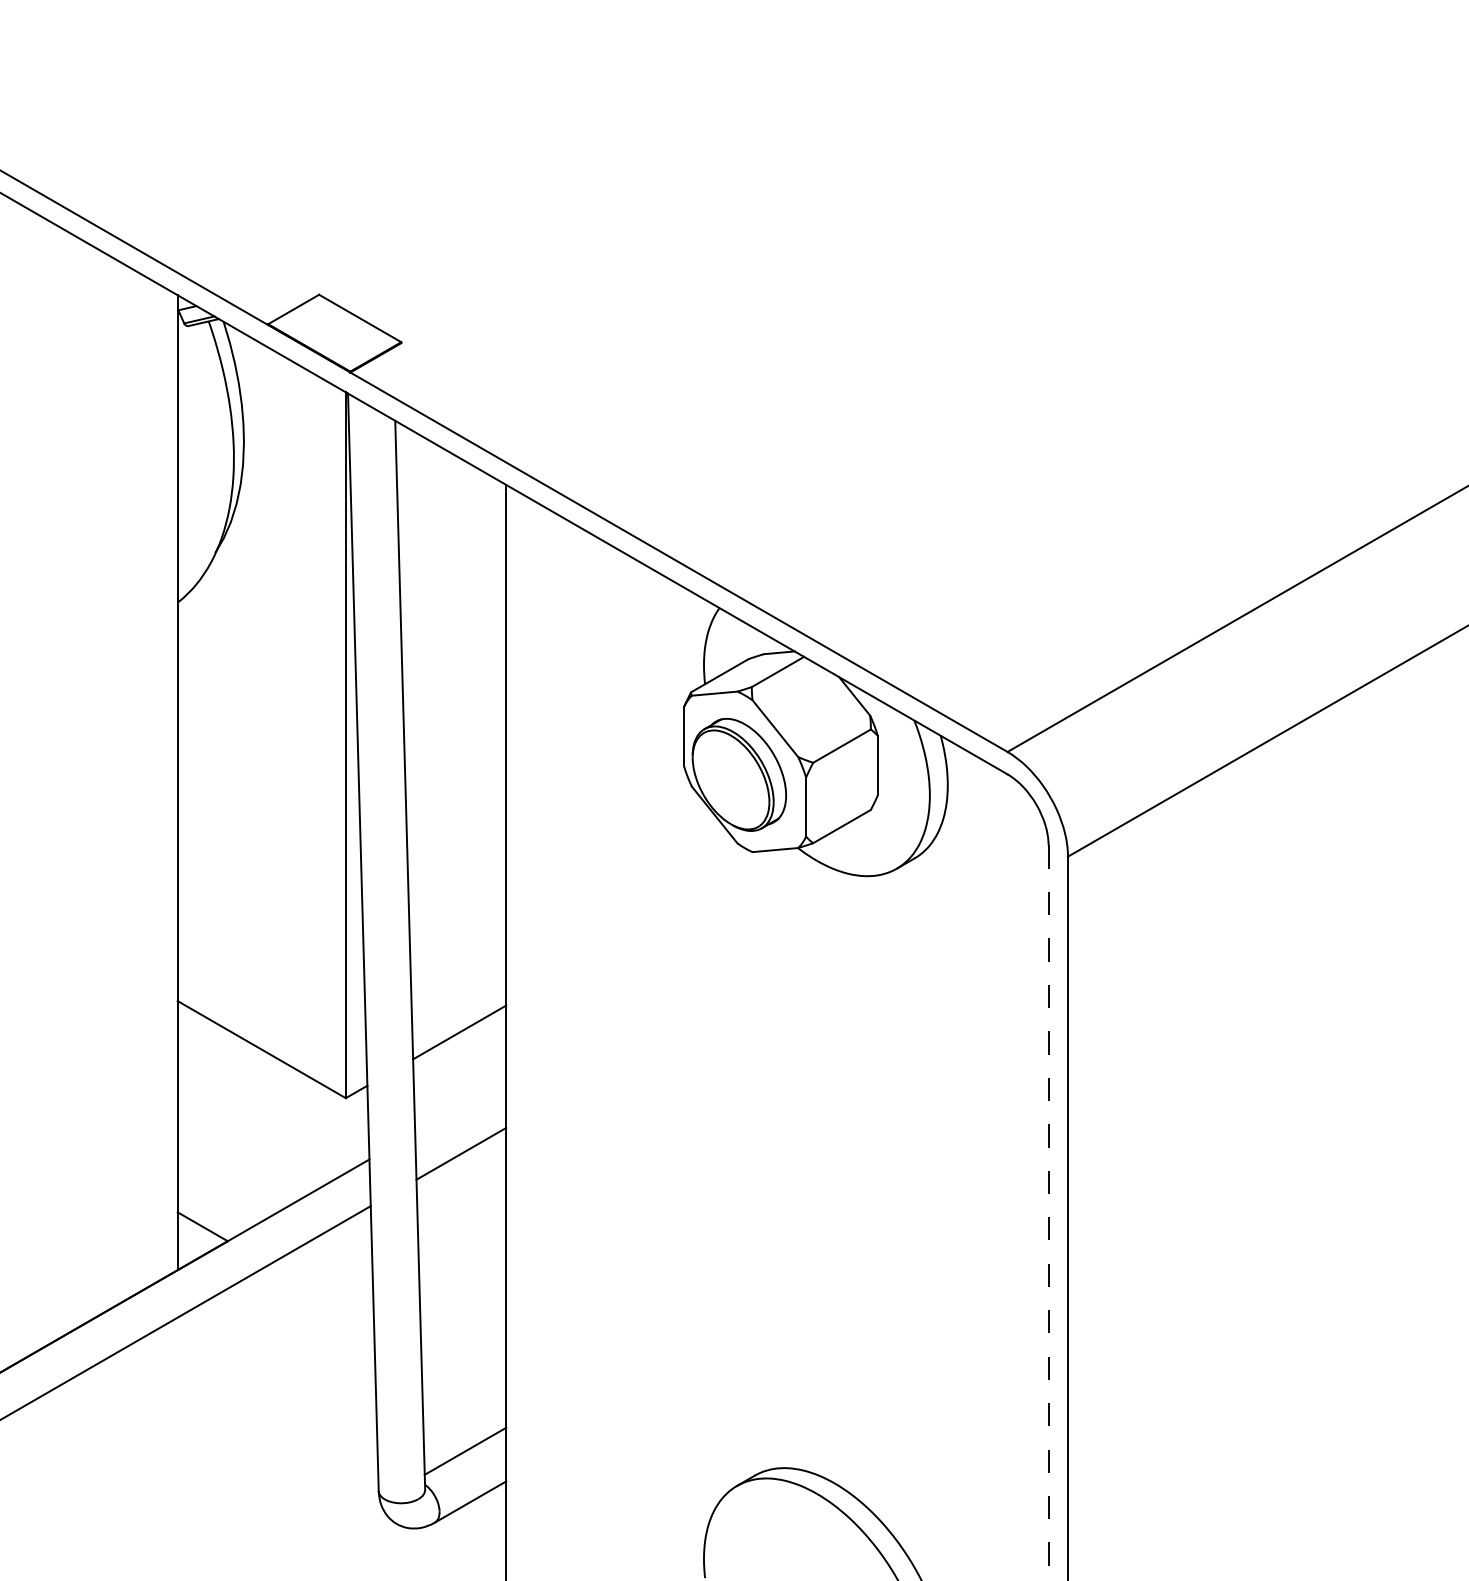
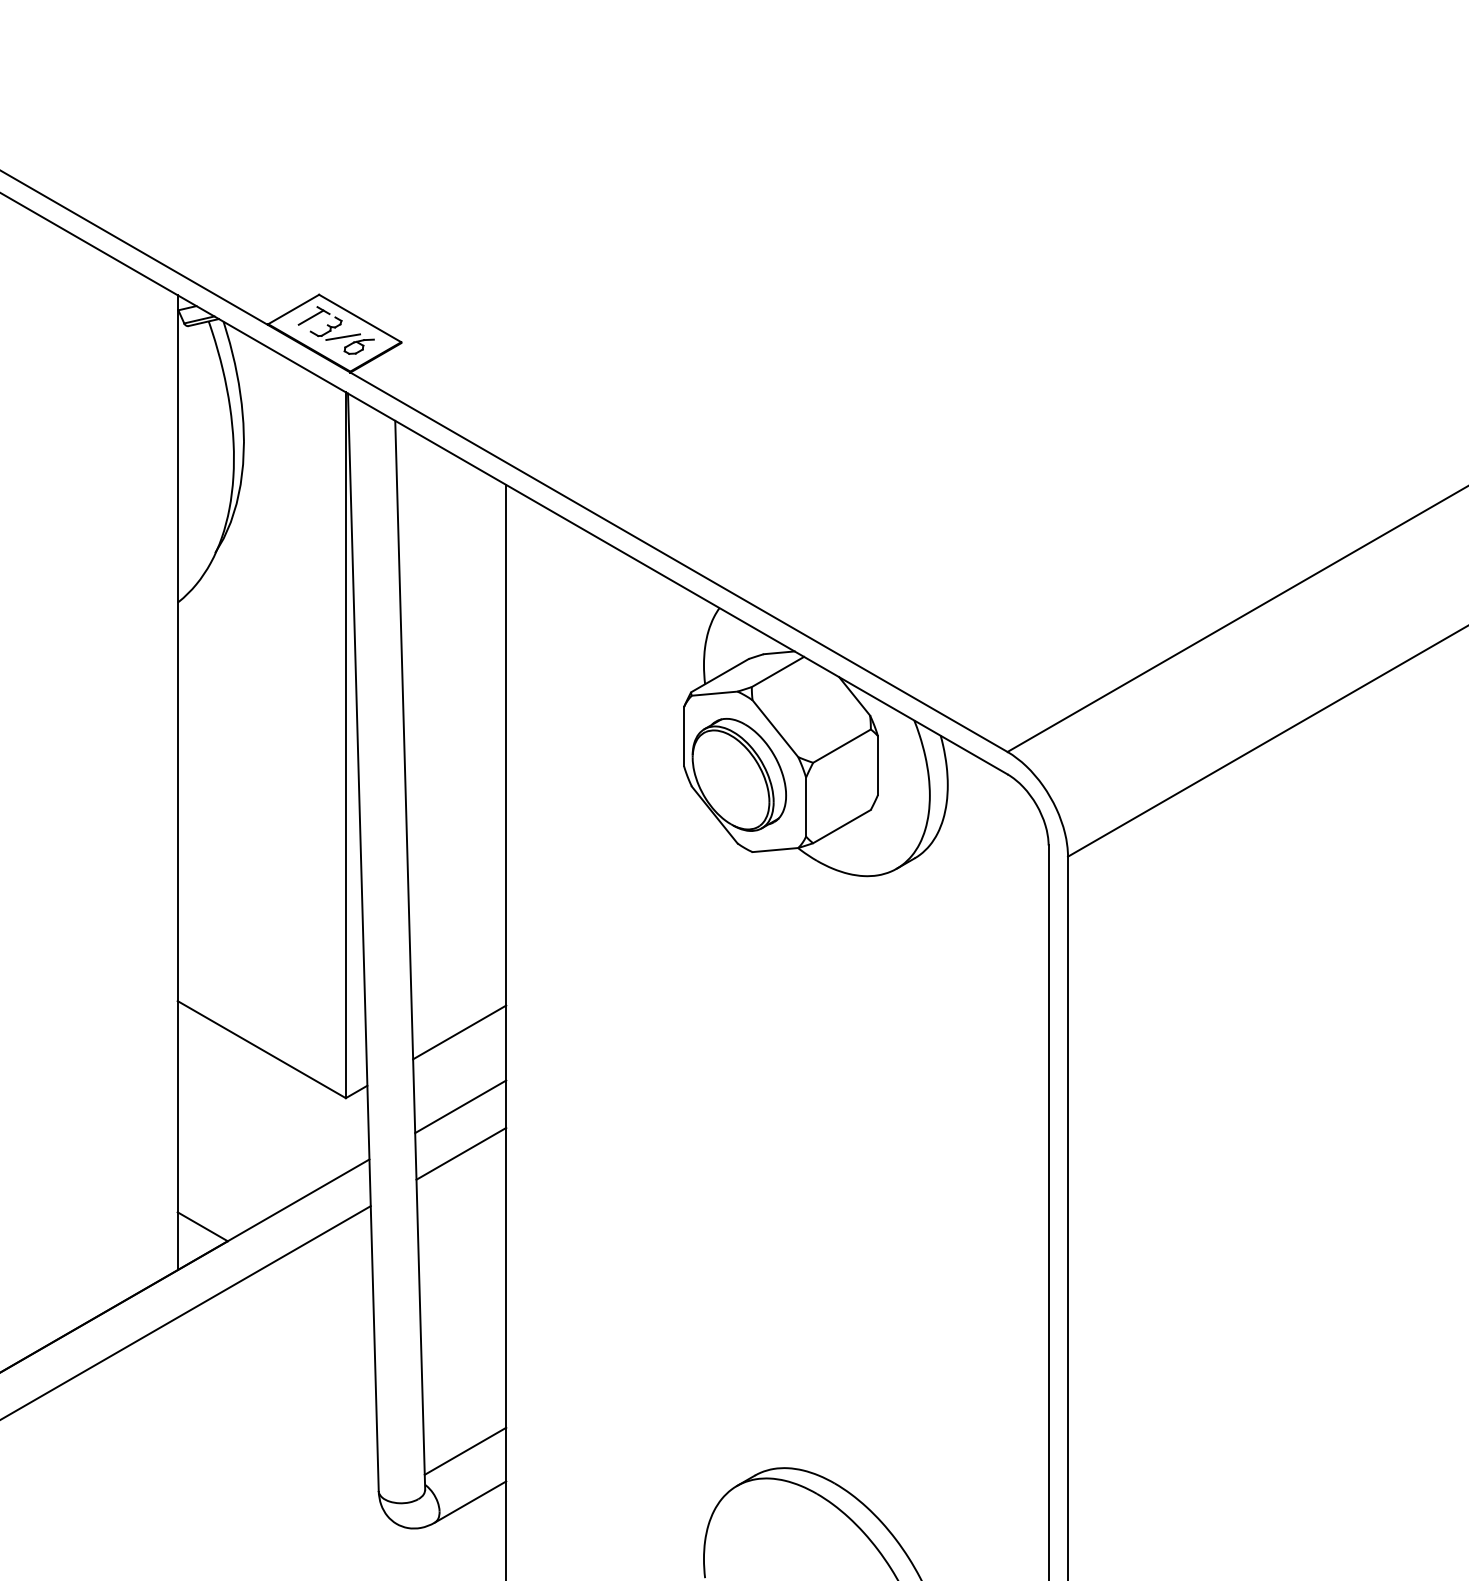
part: none -> present (335, 330)
line: none -> present (460, 1106)
line: dashed -> solid (1048, 1213)
